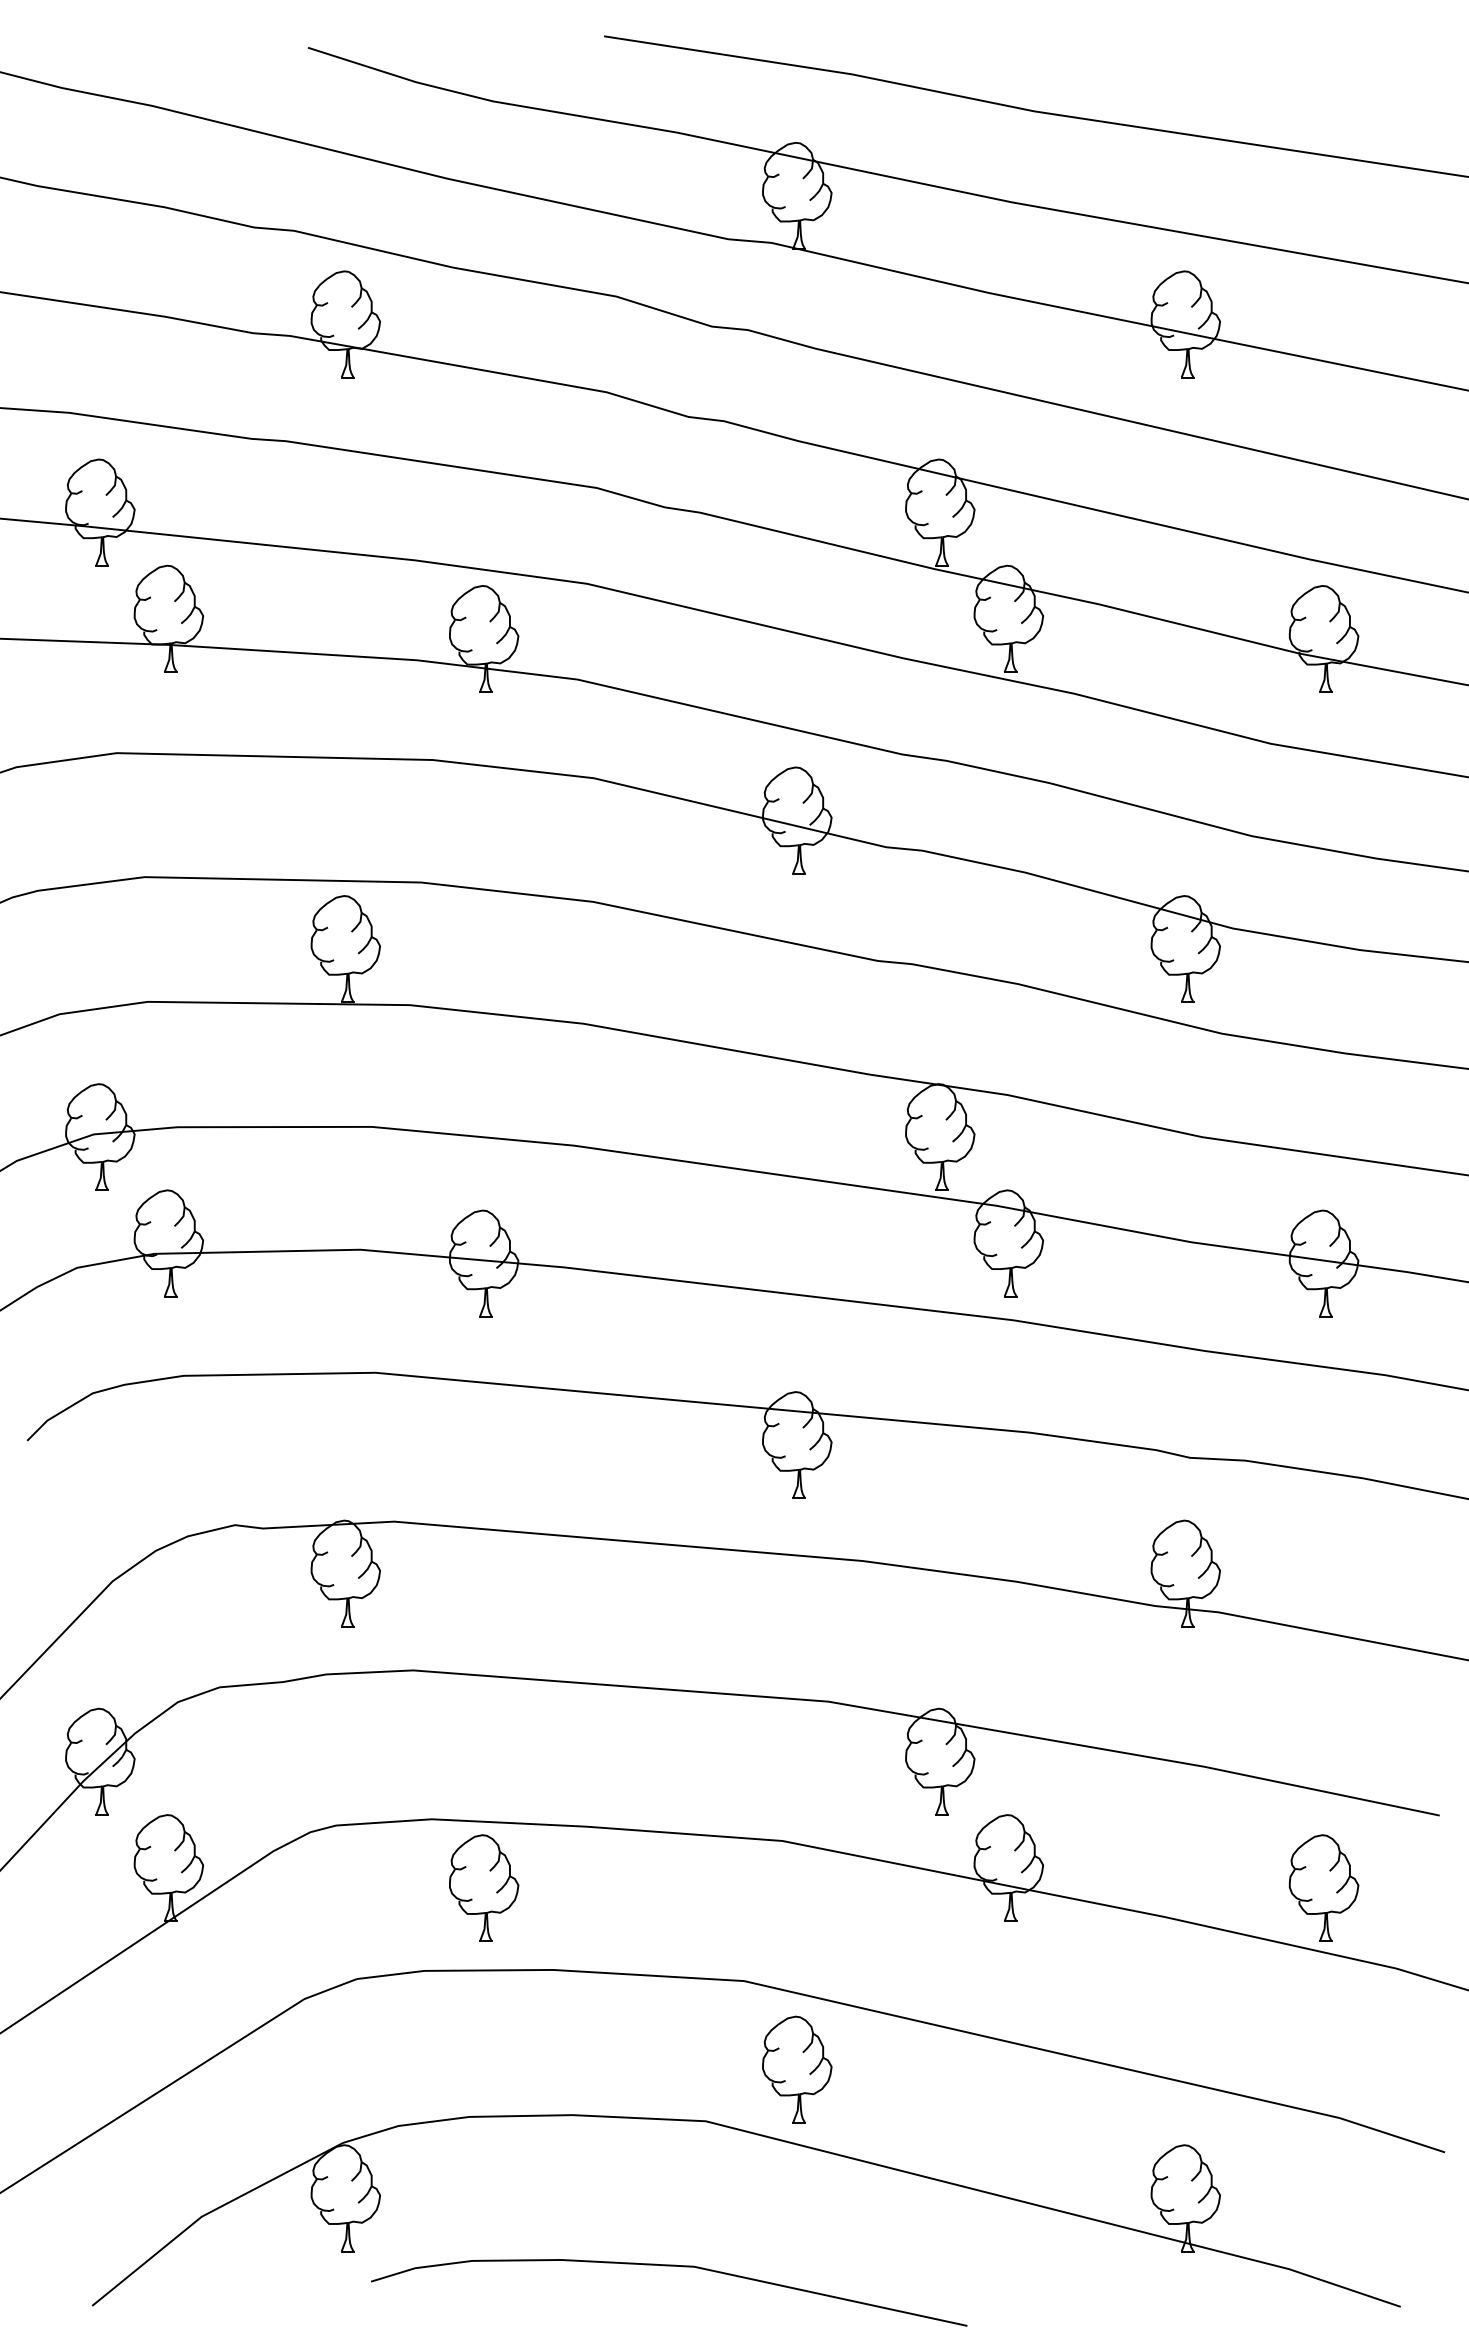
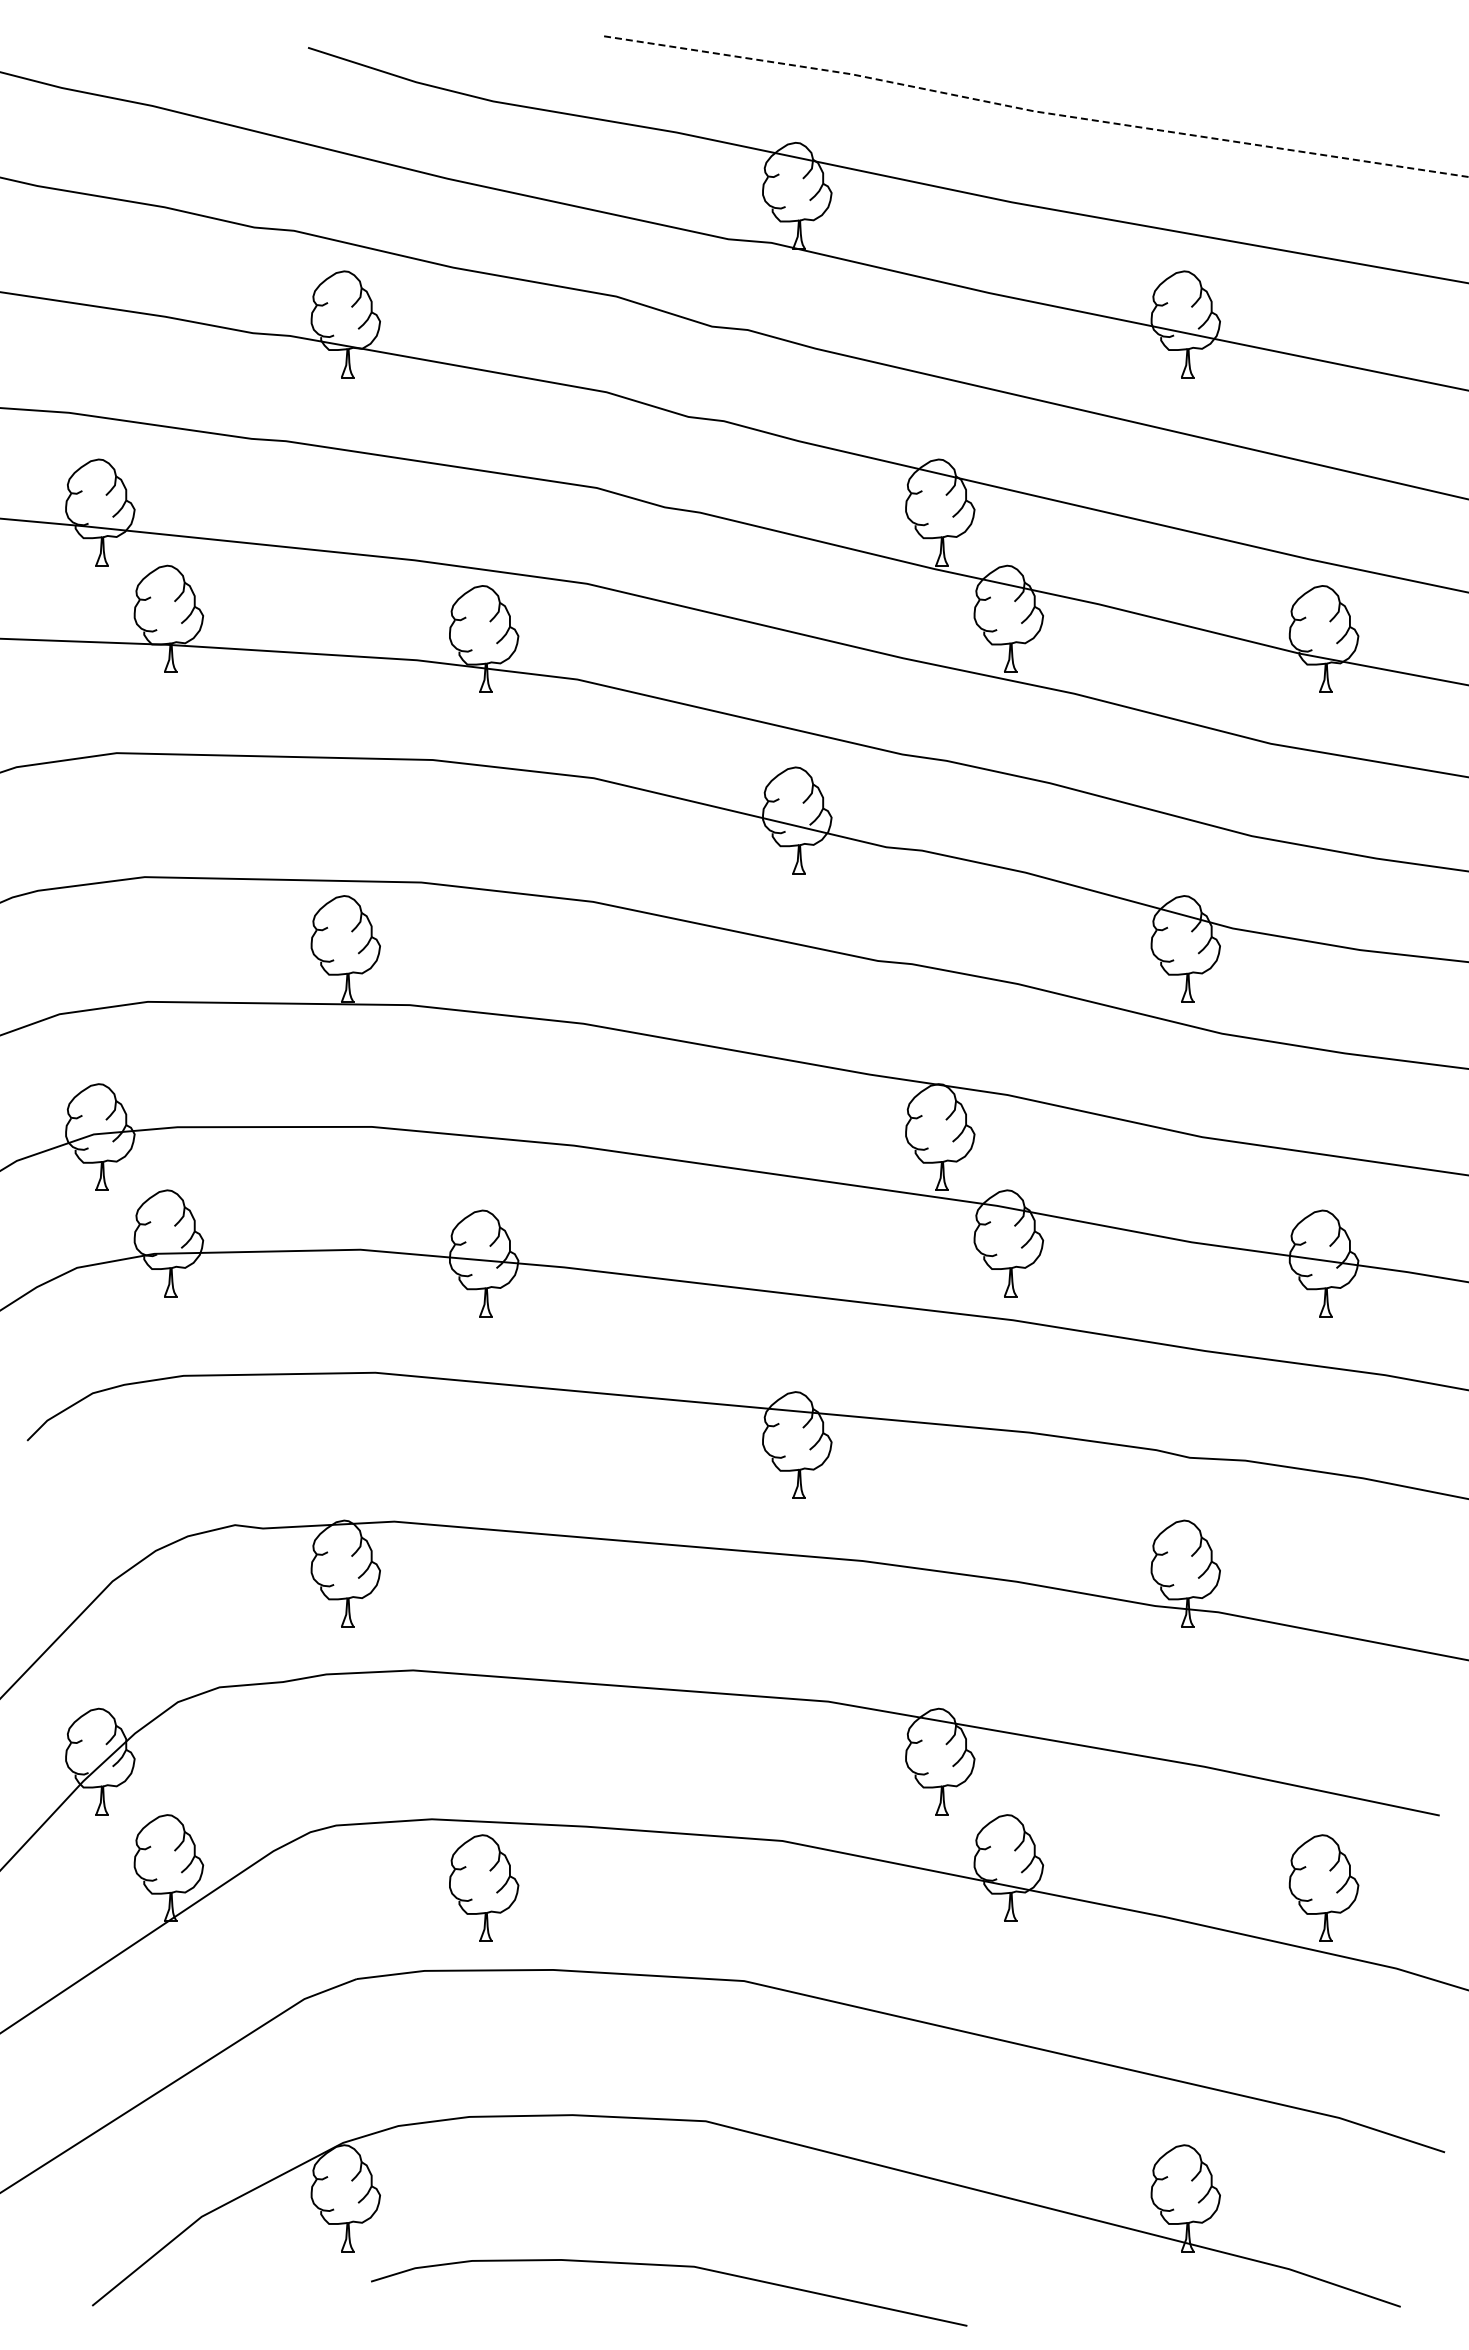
line: solid -> dashed (1034, 111)
part: present -> none (797, 2069)
